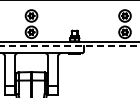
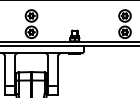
line: dashed -> solid (69, 46)
